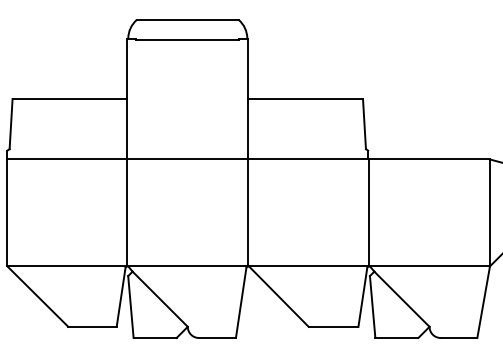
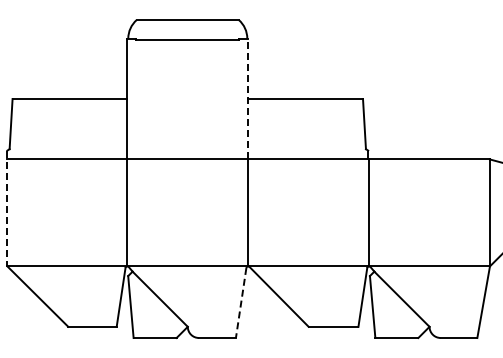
line: solid -> dashed (248, 98)
line: solid -> dashed (7, 208)
line: solid -> dashed (241, 303)
